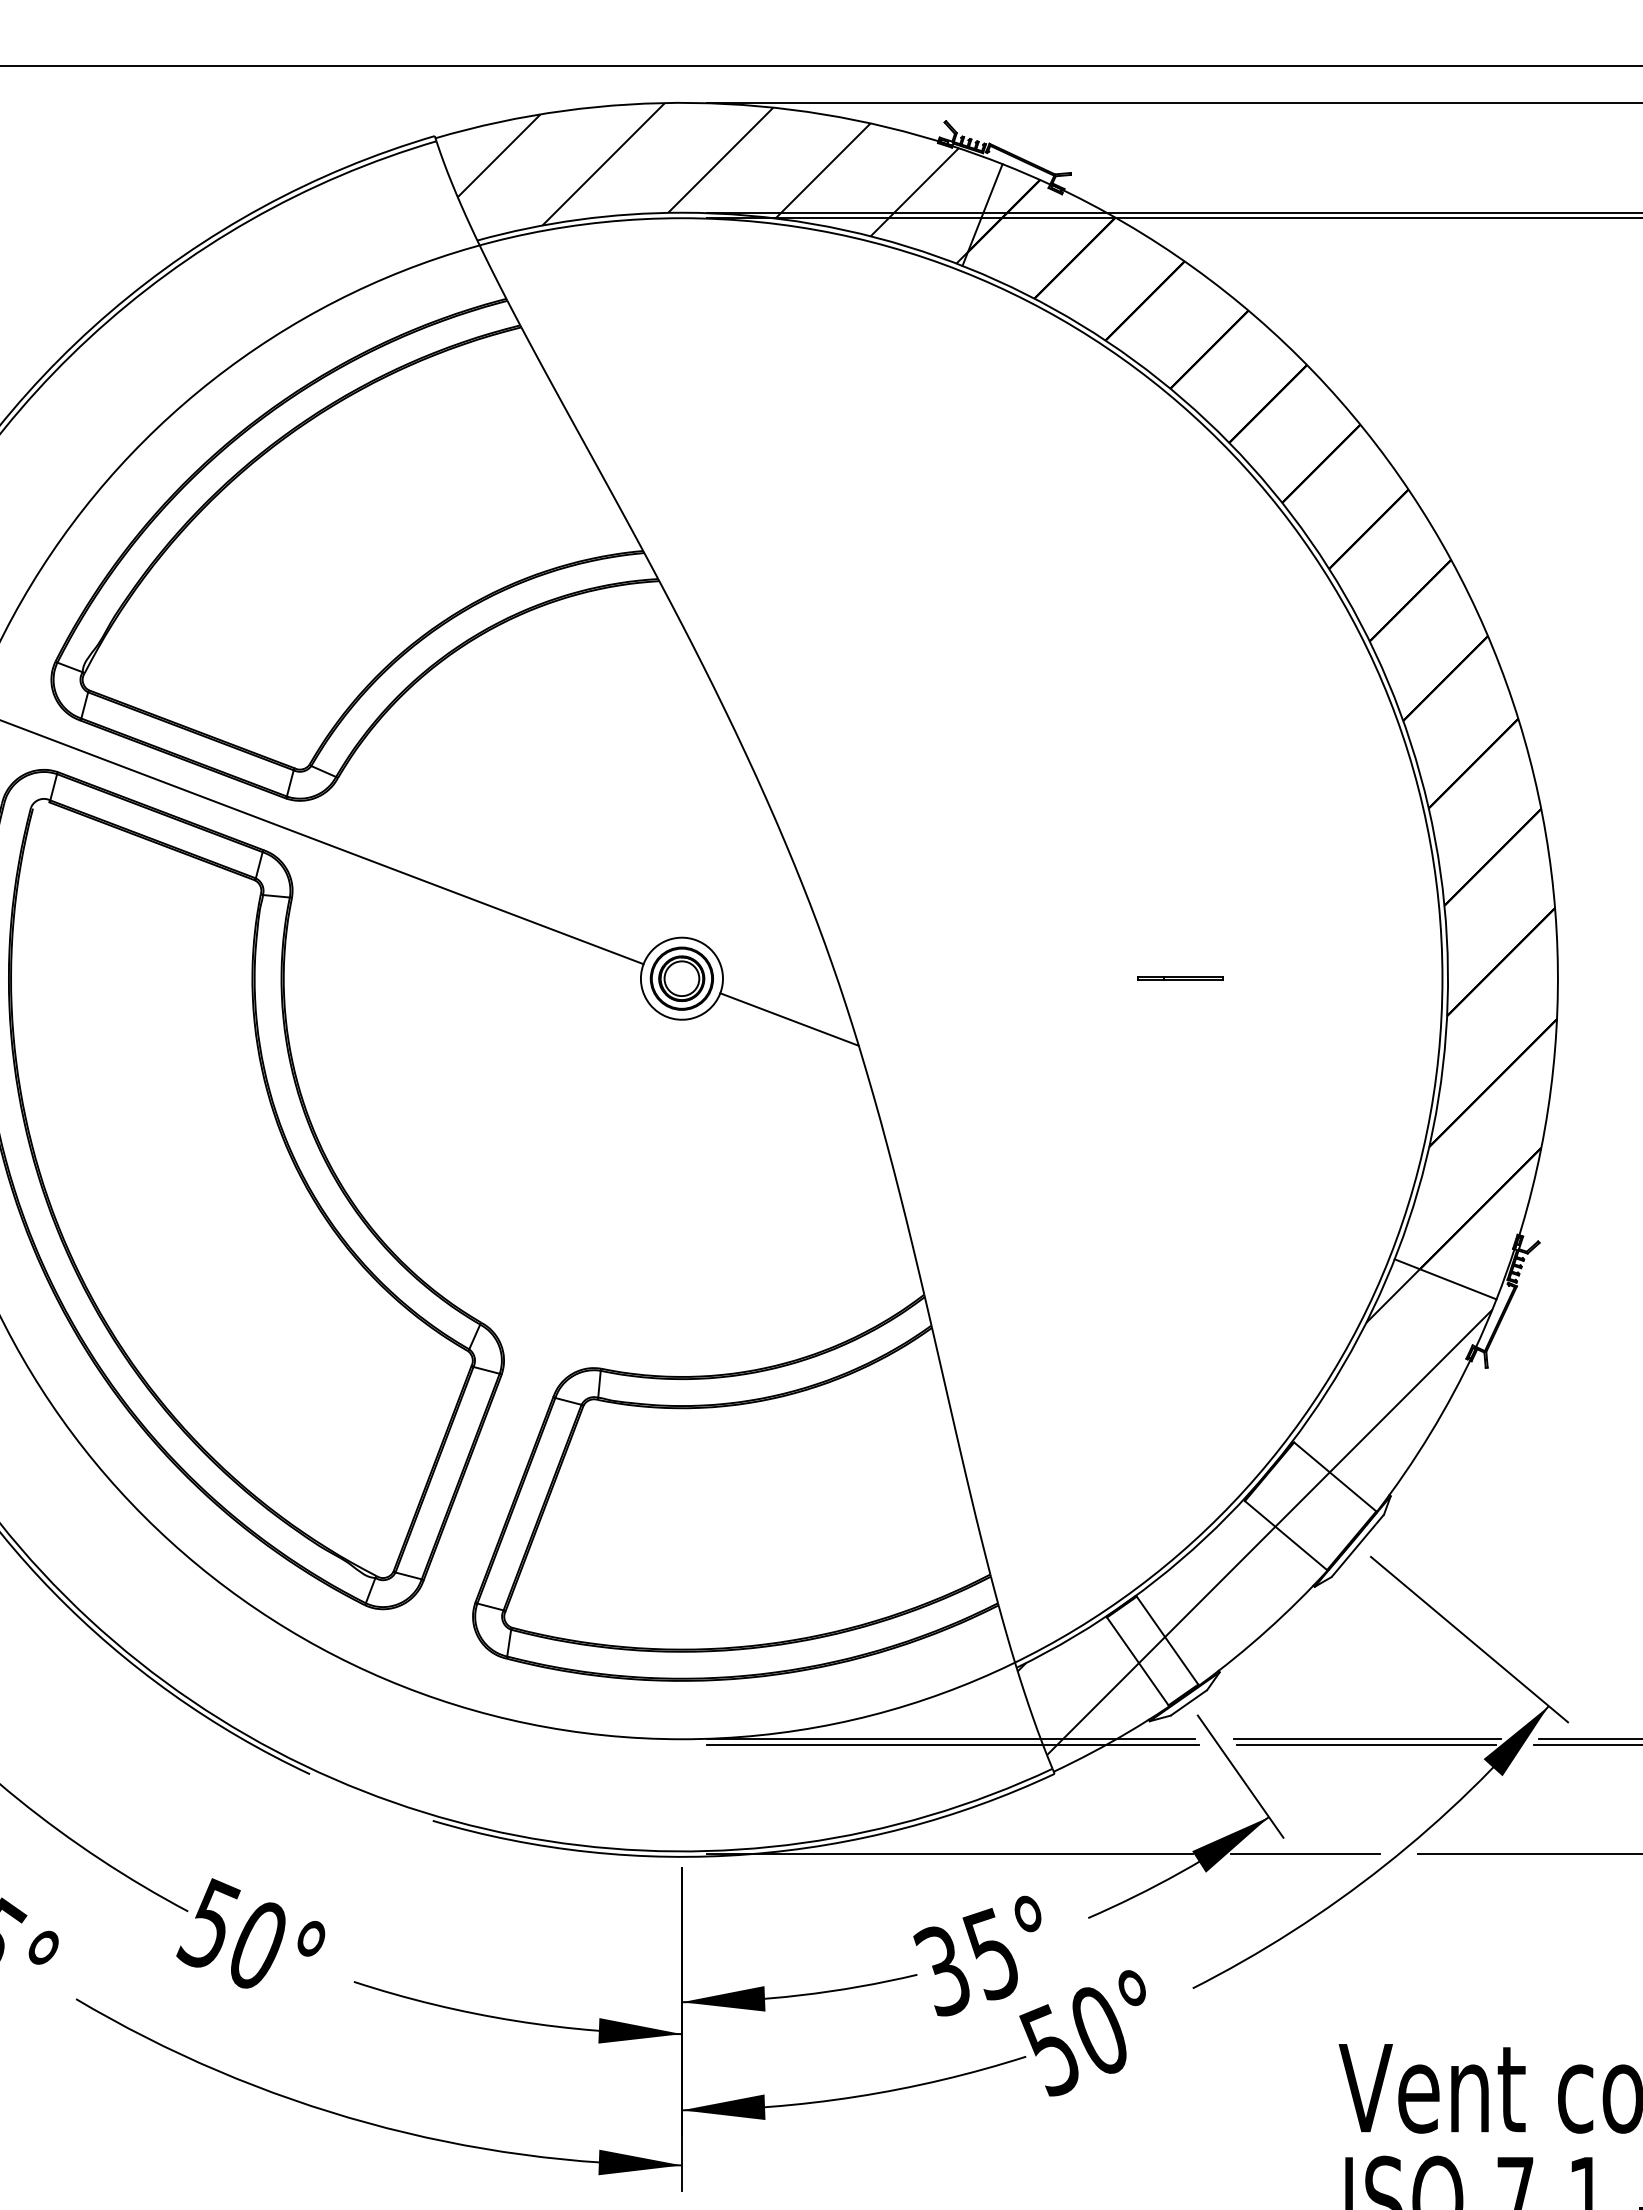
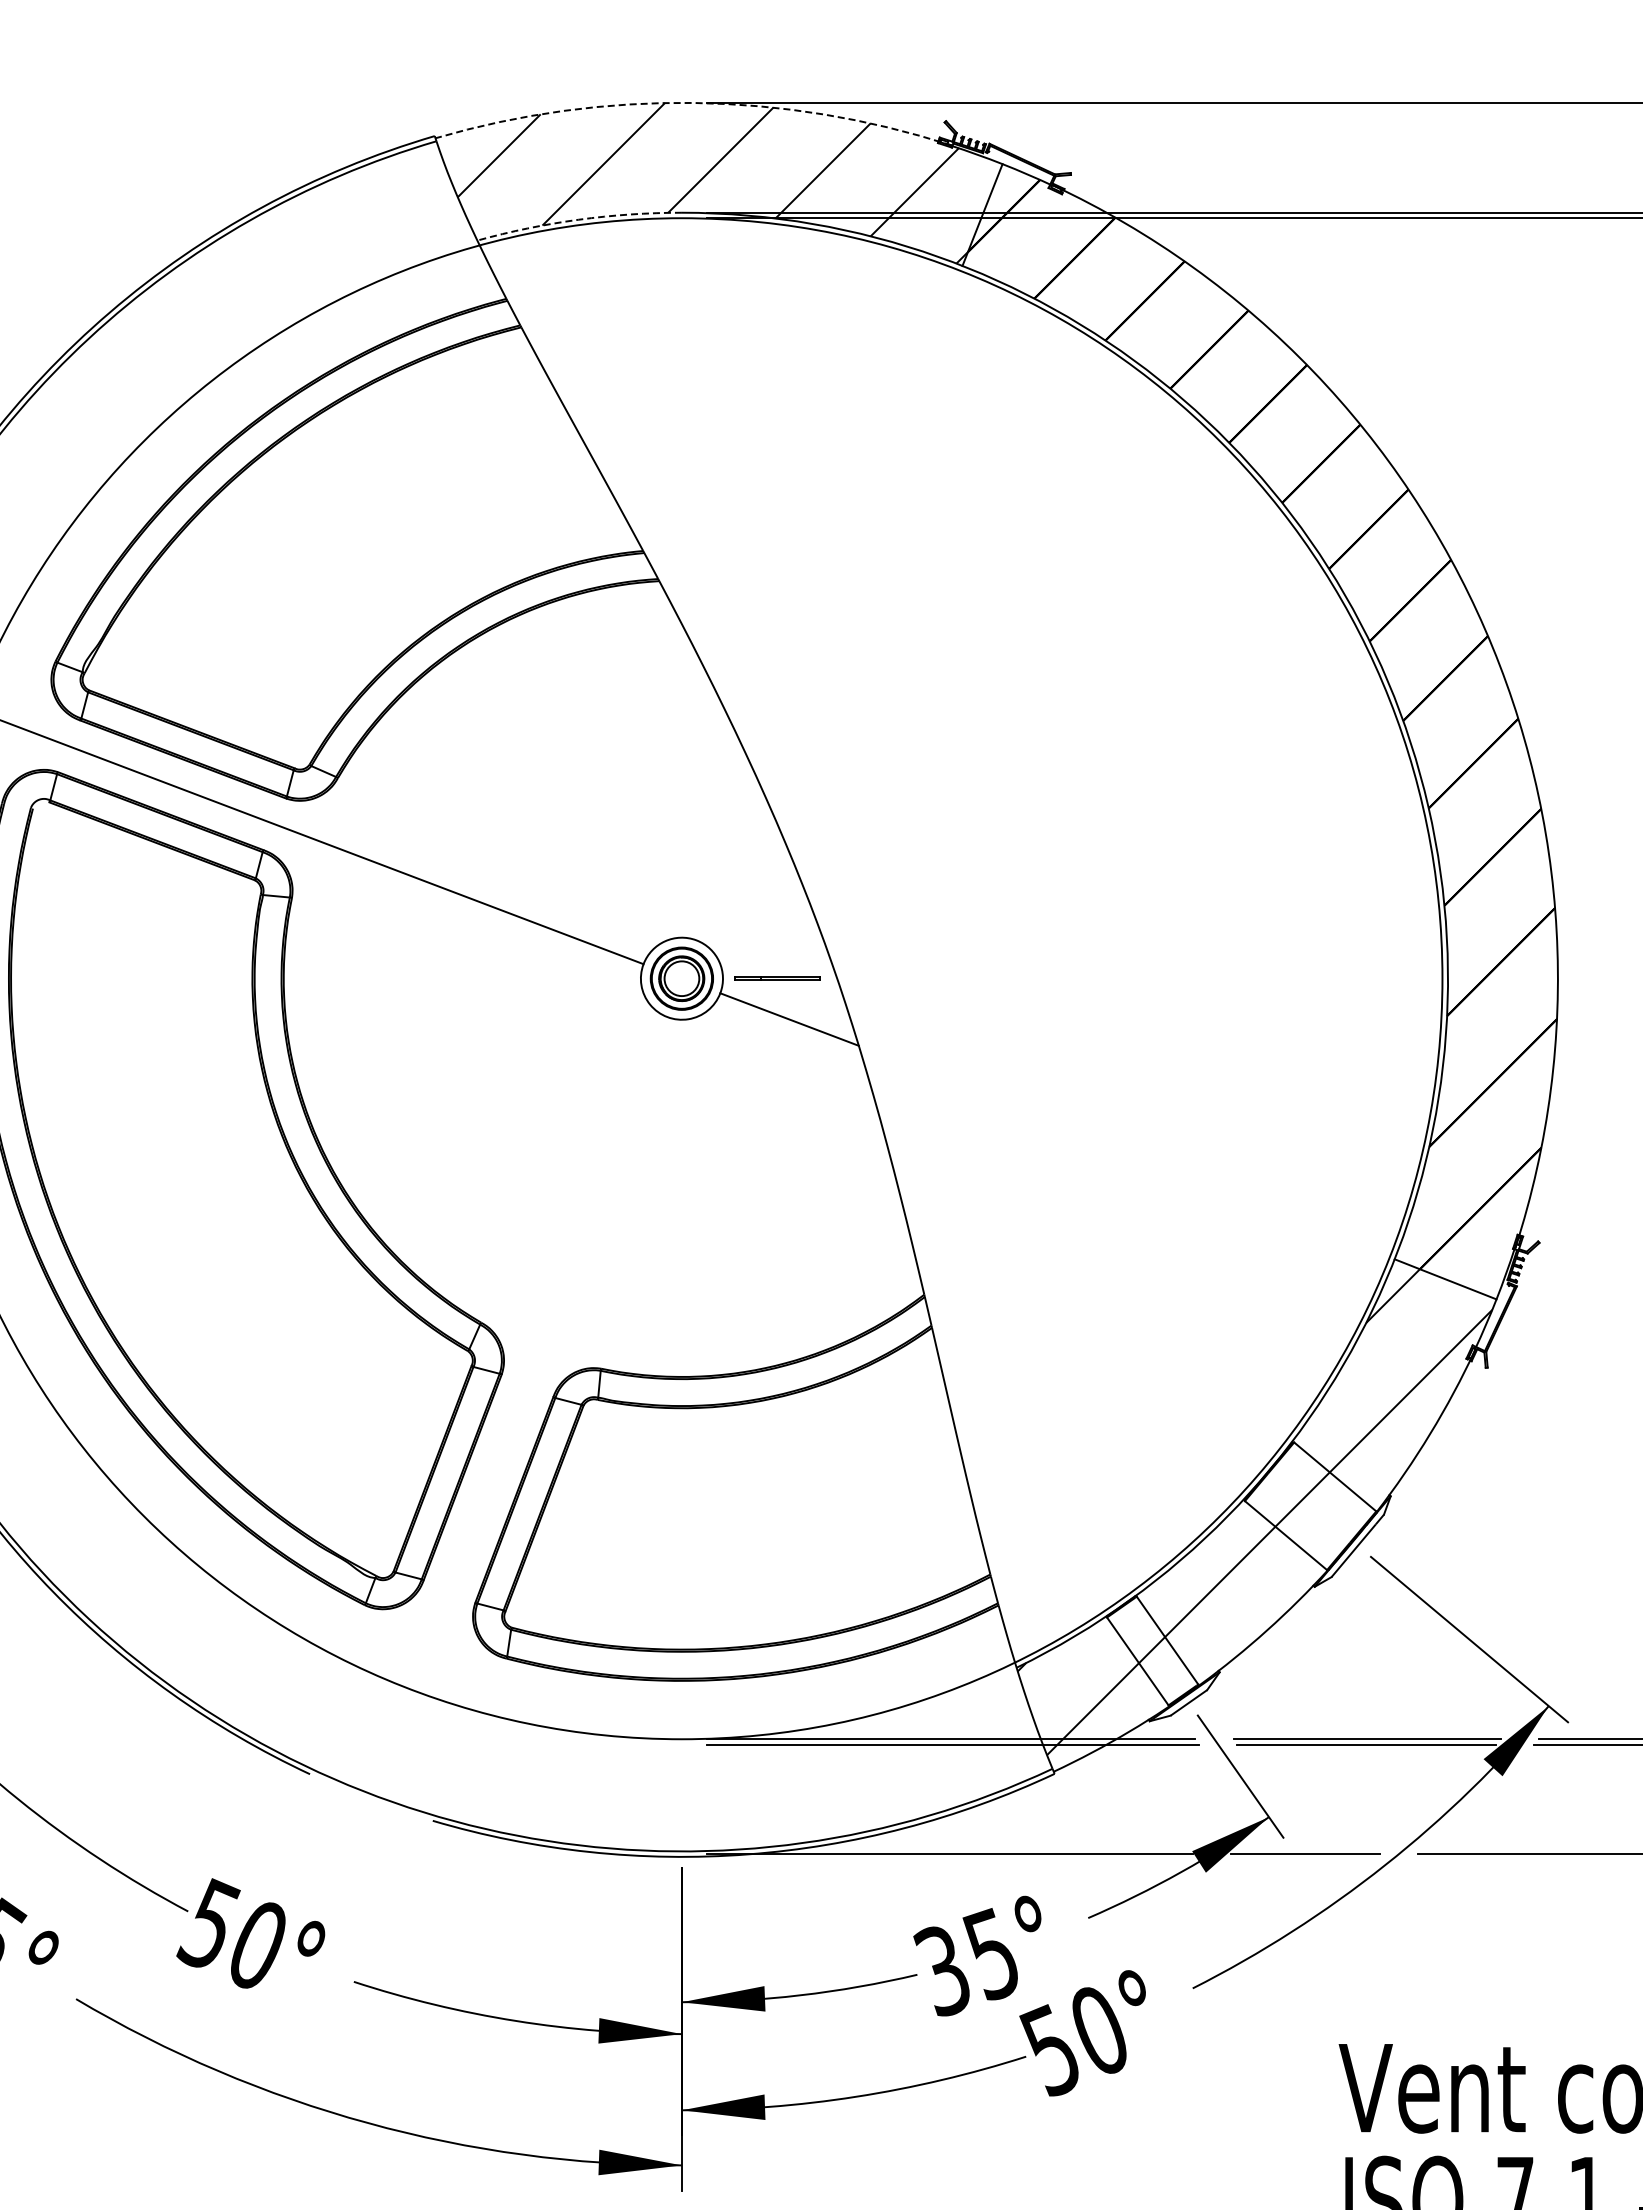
line: present -> none (820, 66)
arc: solid -> dashed (693, 102)
arc: solid -> dashed (578, 219)
line position: (1180, 977) -> (777, 977) (777, 977)
